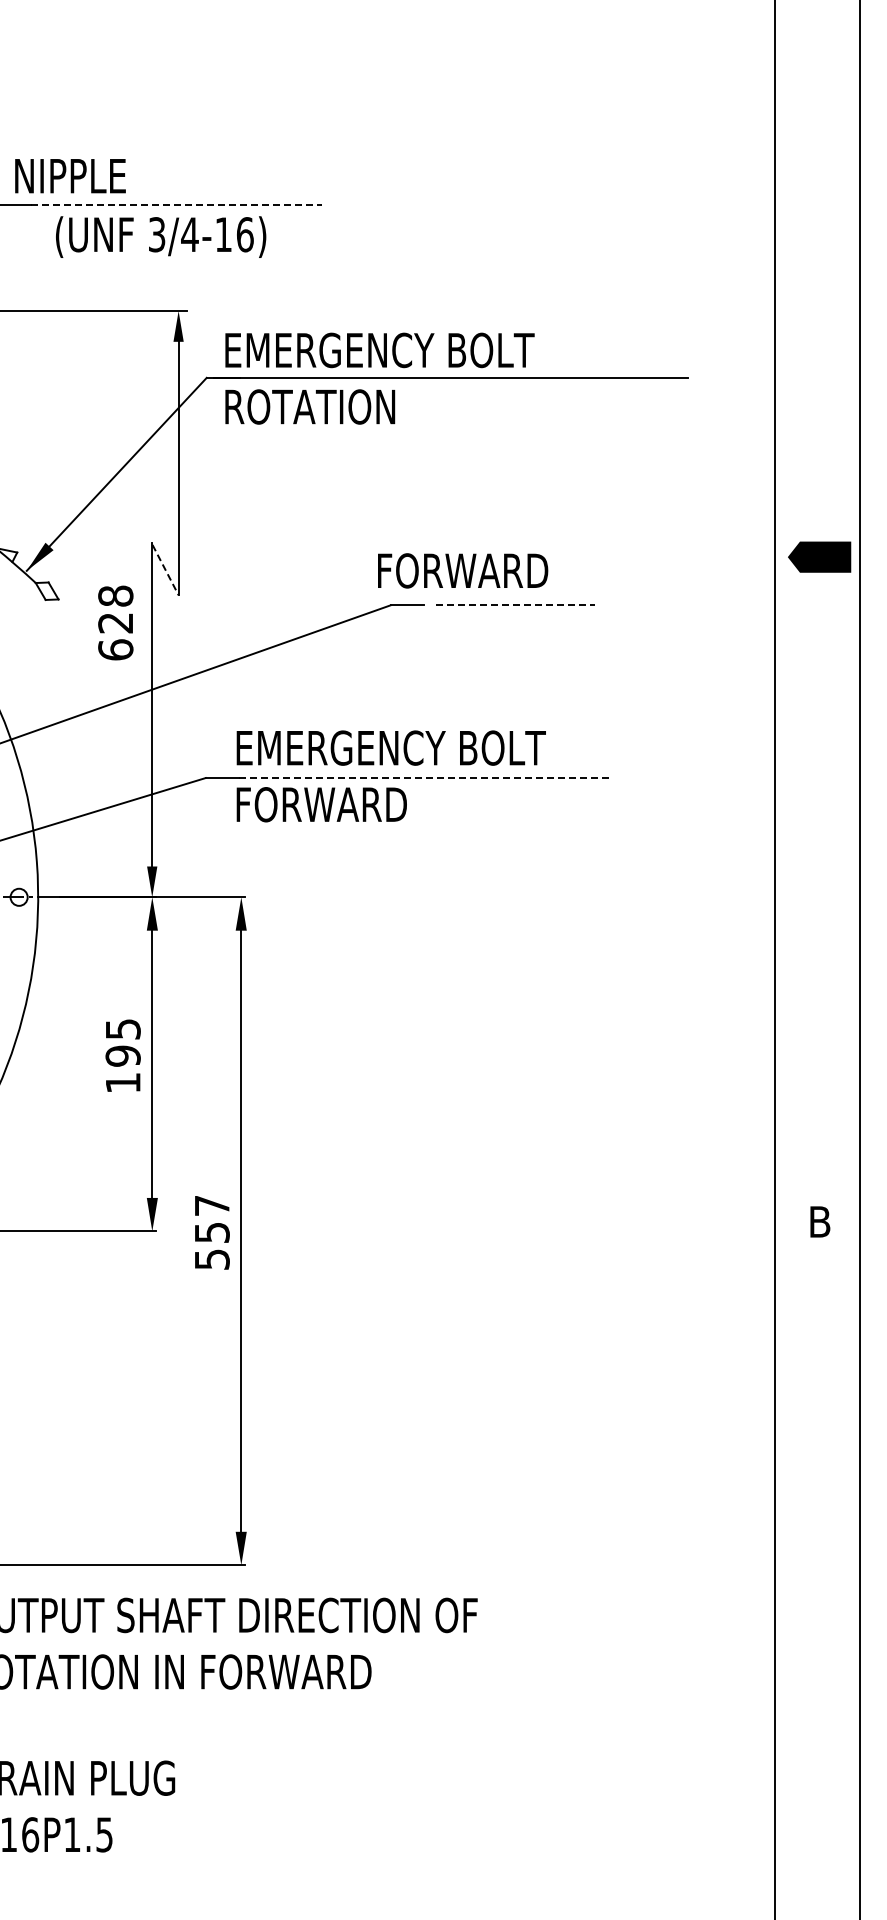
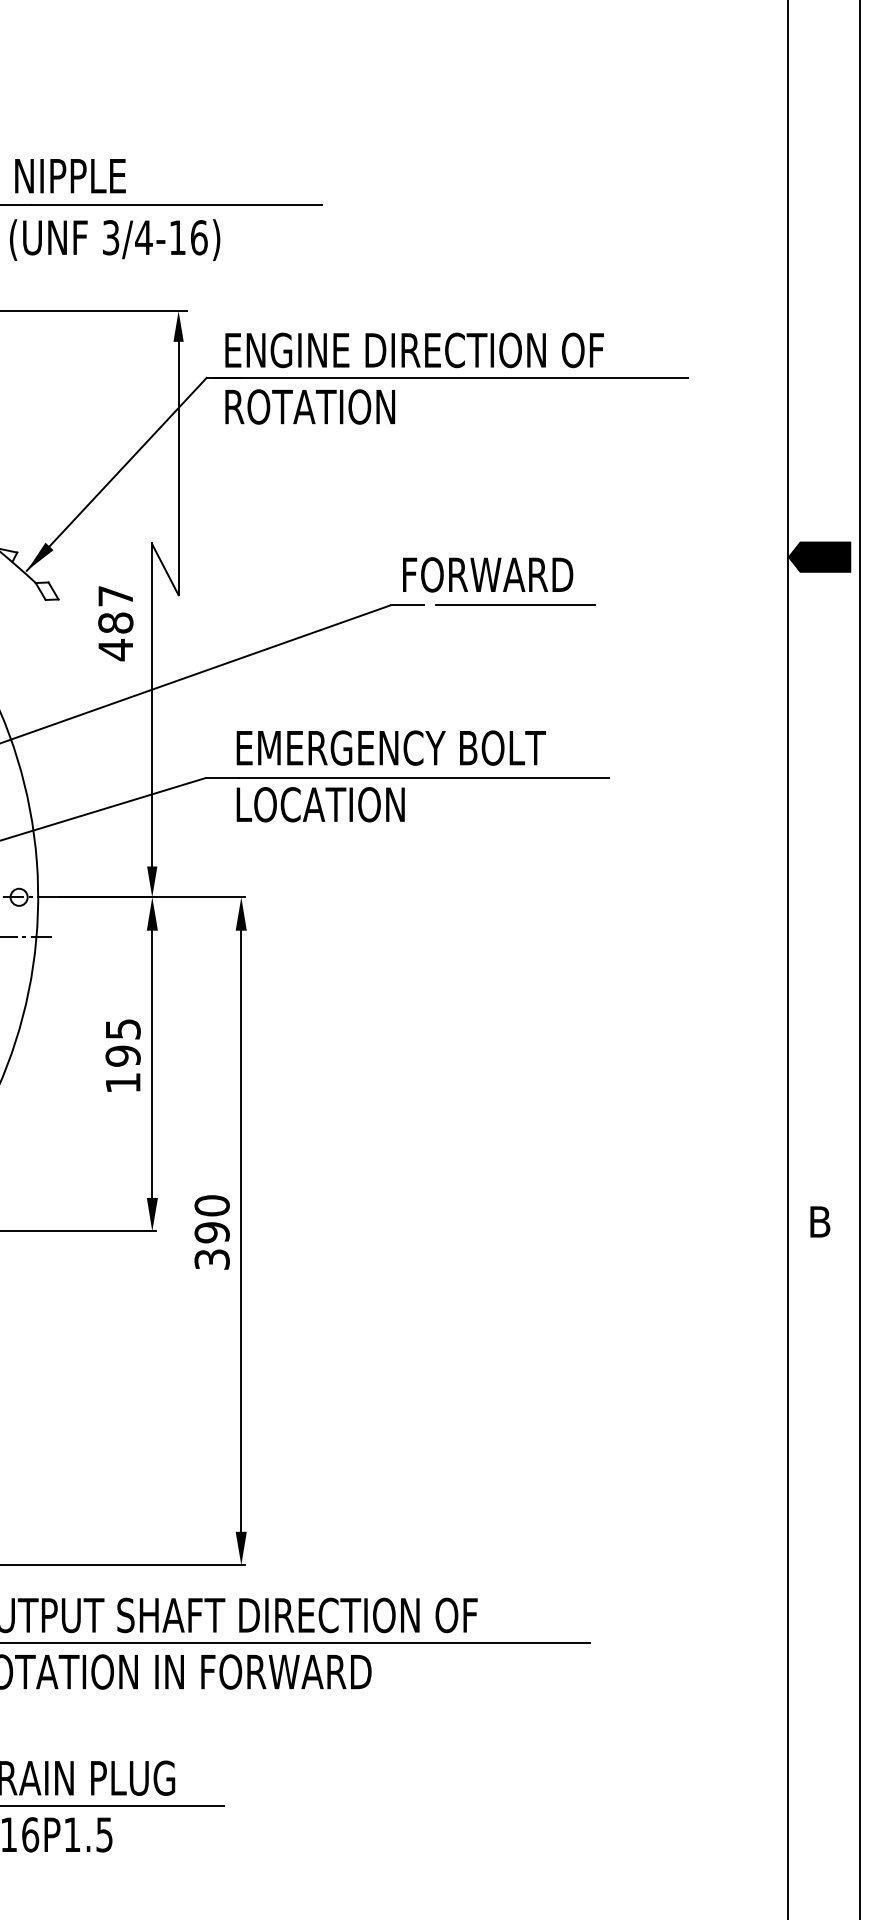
line: dashed -> solid (176, 205)
text position: (161, 236) -> (115, 239) (115, 239)
text: EMERGENCY BOLT -> ENGINE DIRECTION OF (426, 350)
line: dashed -> solid (165, 570)
text position: (463, 570) -> (488, 574) (488, 574)
line: dashed -> solid (515, 605)
text: 628 -> 487 (115, 623)
line: dashed -> solid (424, 778)
text: FORWARD -> LOCATION (323, 804)
line: none -> present (26, 937)
line position: (774, 959) -> (787, 959) (787, 959)
text: 557 -> 390 (211, 1232)
line: none -> present (295, 1642)
line: none -> present (113, 1806)
